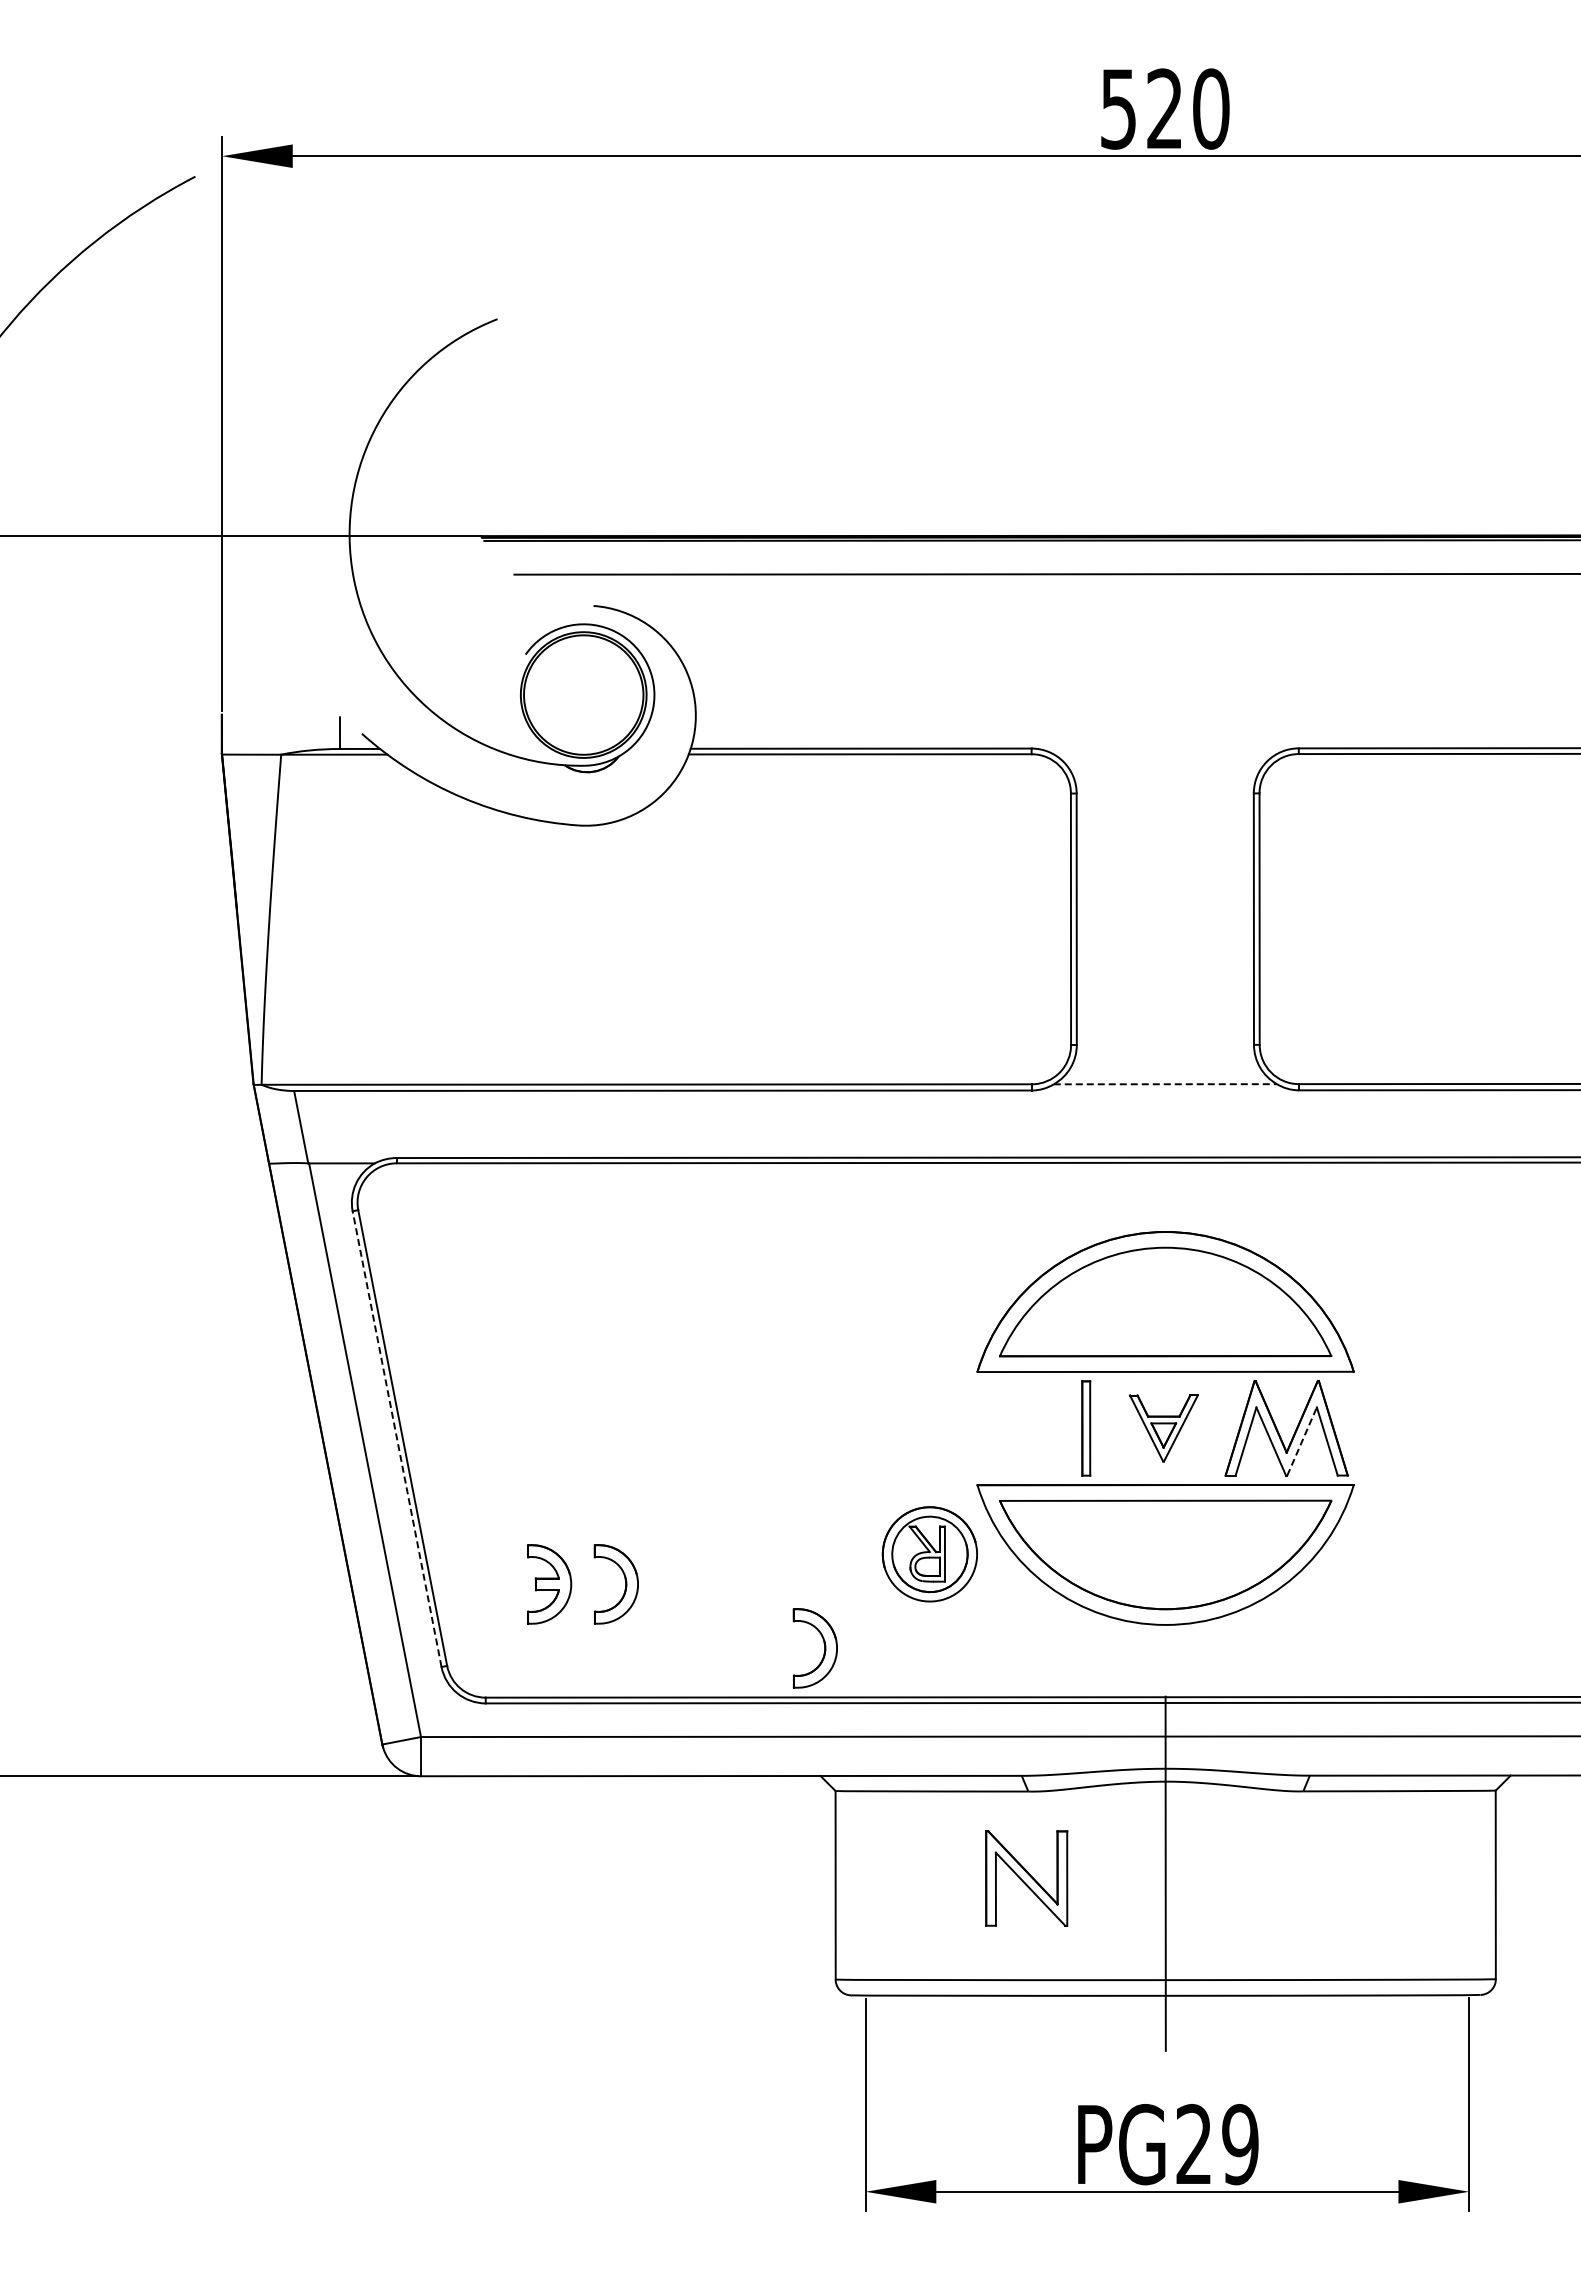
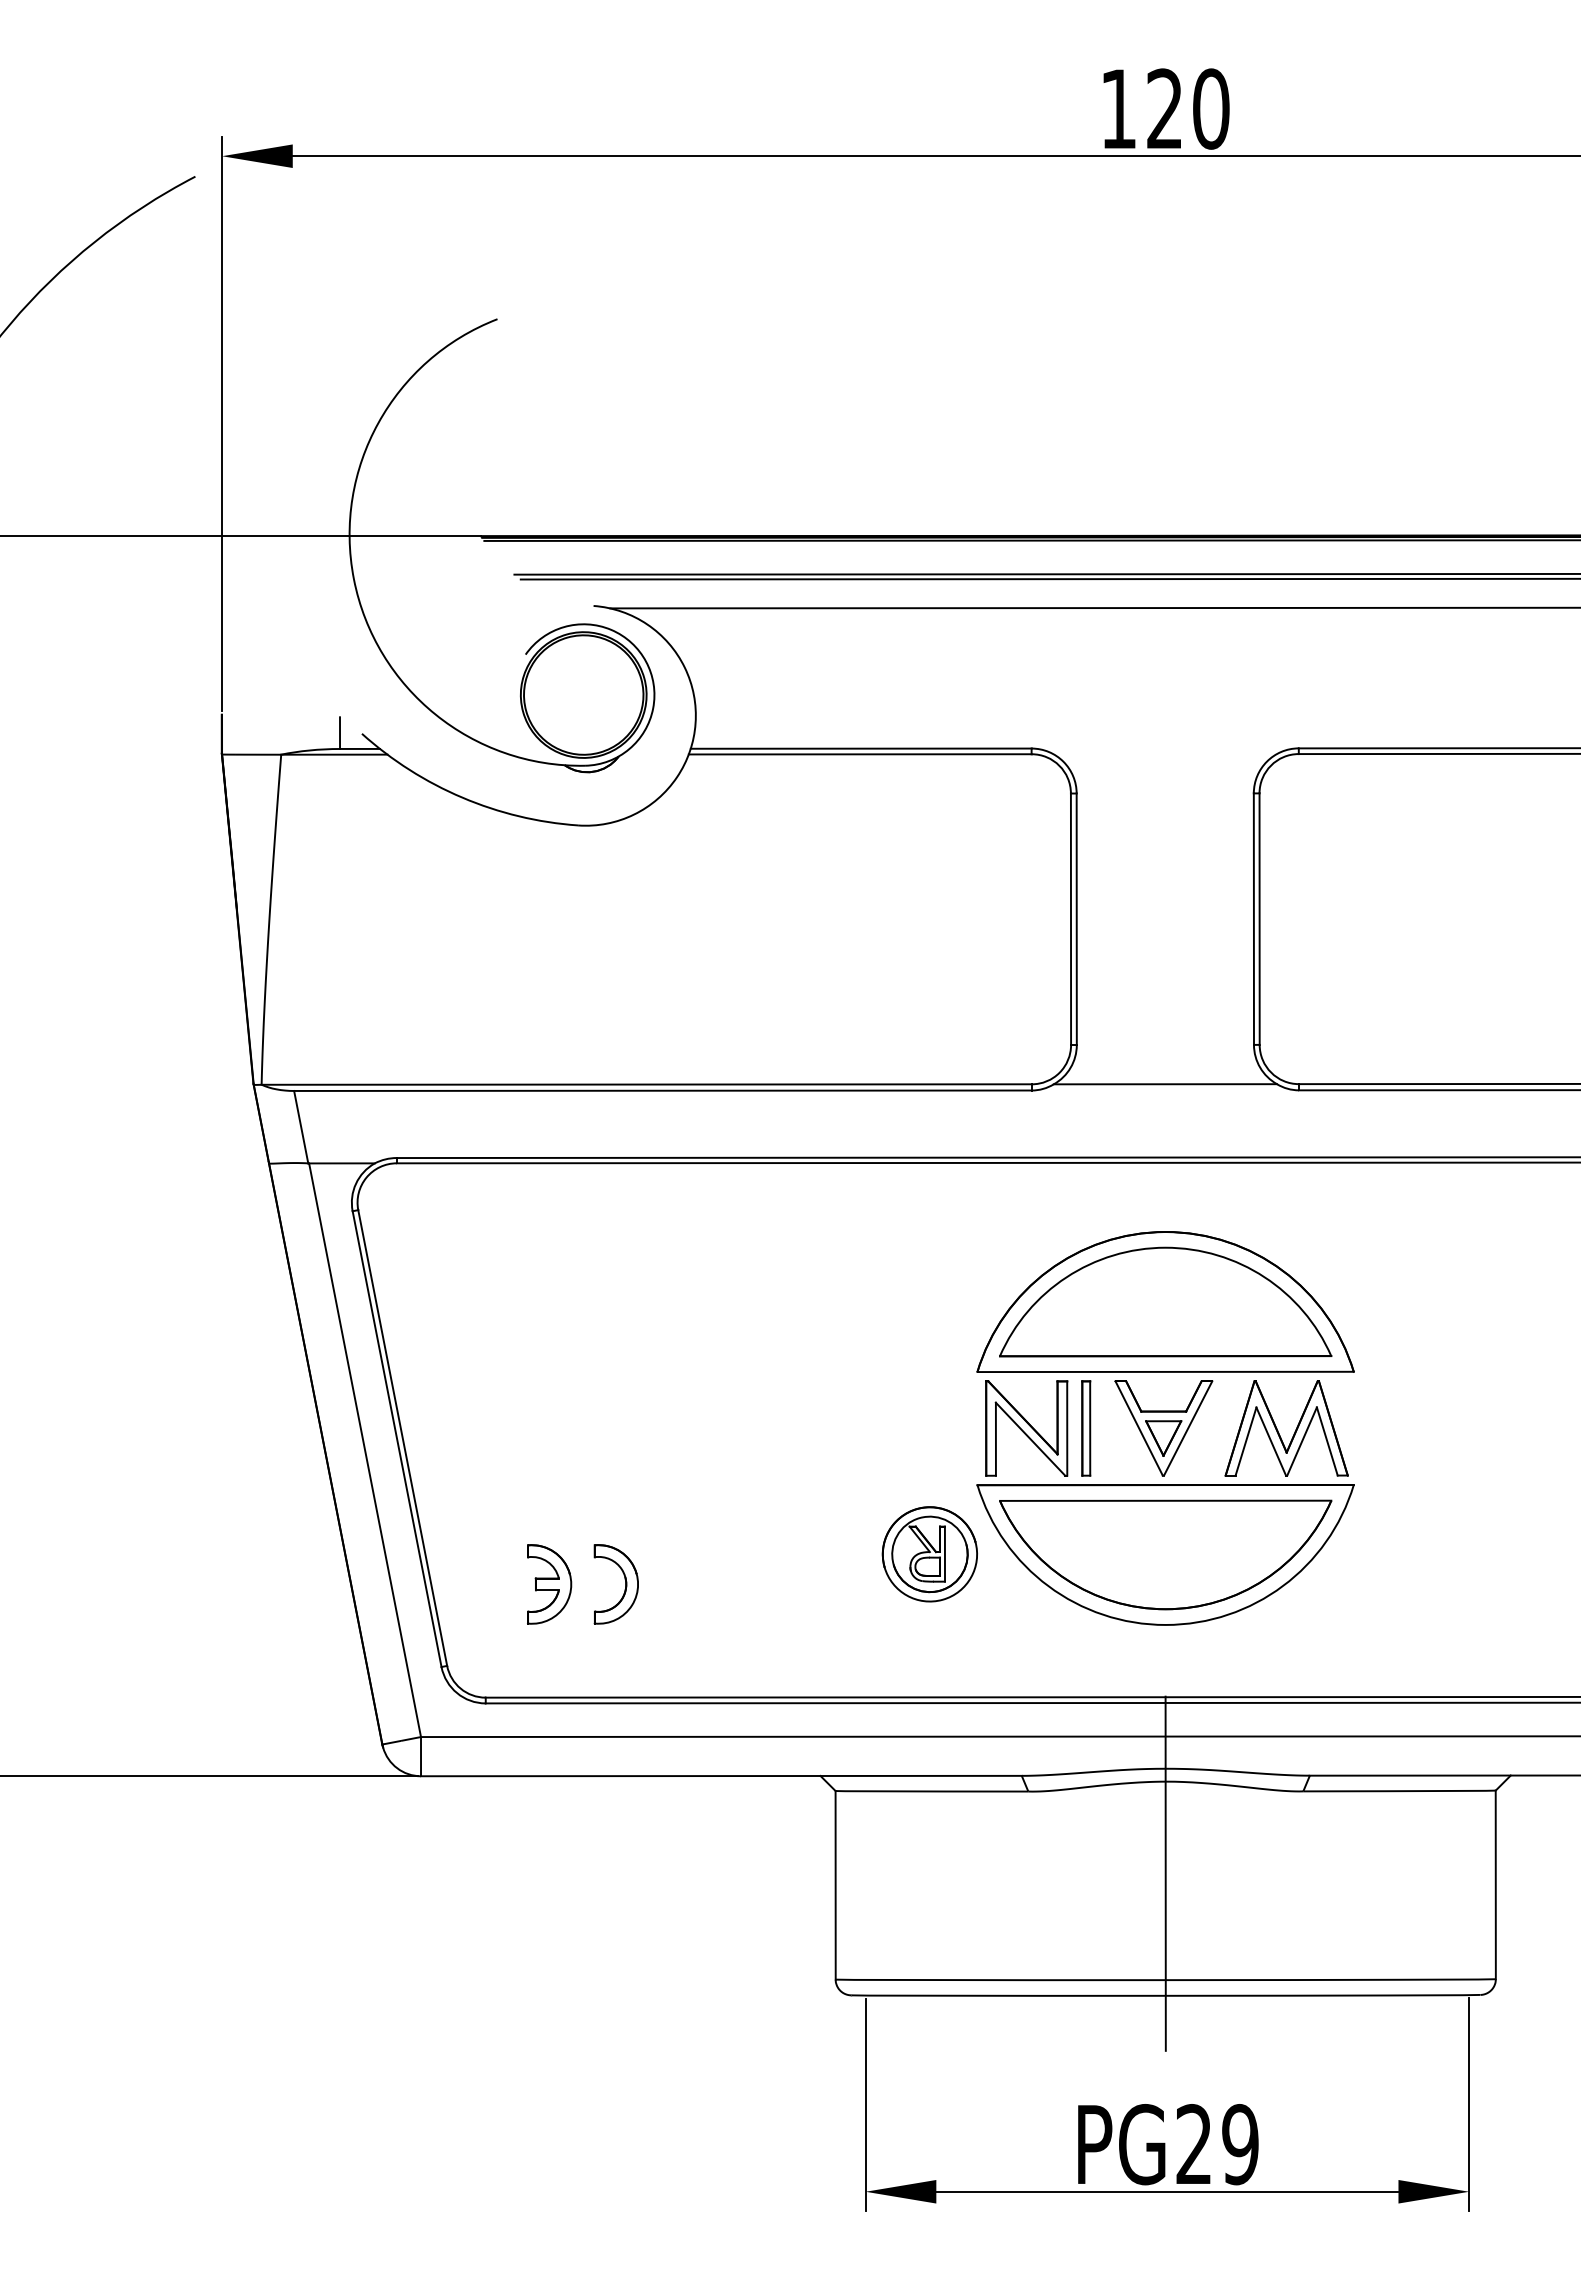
text: 520 -> 120 (1118, 109)
line: none -> present (1048, 578)
line: none -> present (1093, 607)
line: dashed -> solid (1165, 1084)
part size: 70x69 px -> 100x97 px (1163, 1428)
line: dashed -> solid (397, 1438)
line: dashed -> solid (1302, 1441)
part: present -> none (824, 1648)
part position: (1026, 1878) -> (1026, 1428) (1026, 1428)
